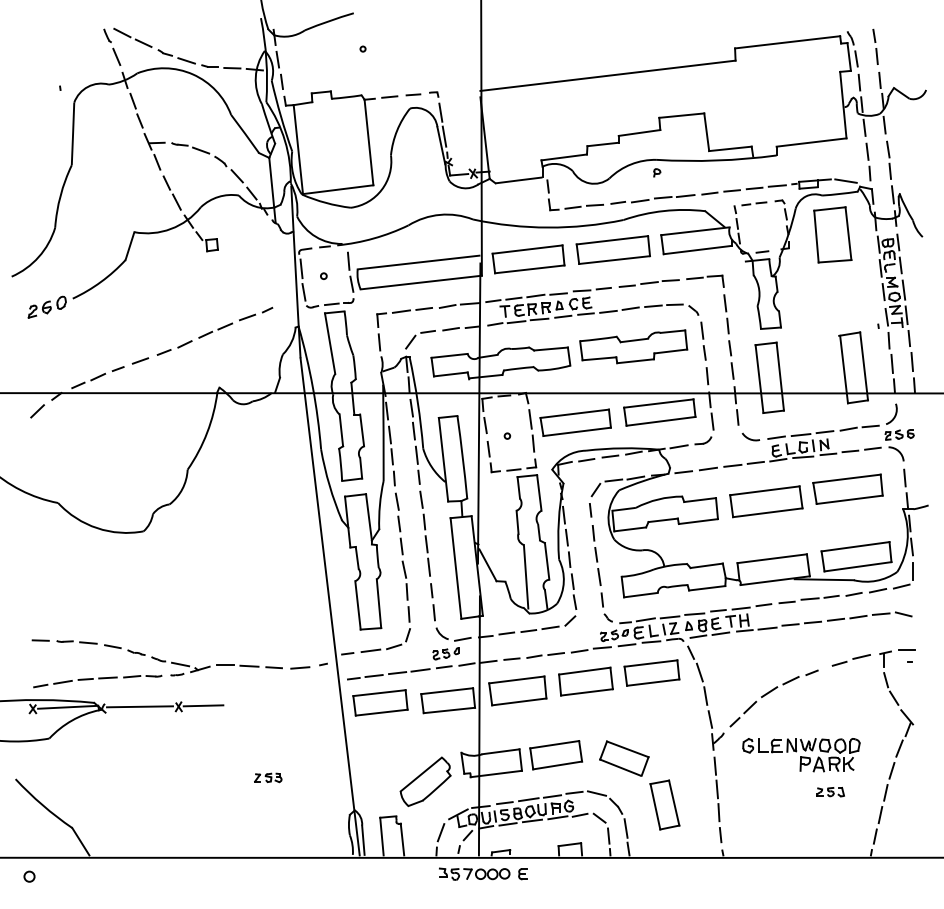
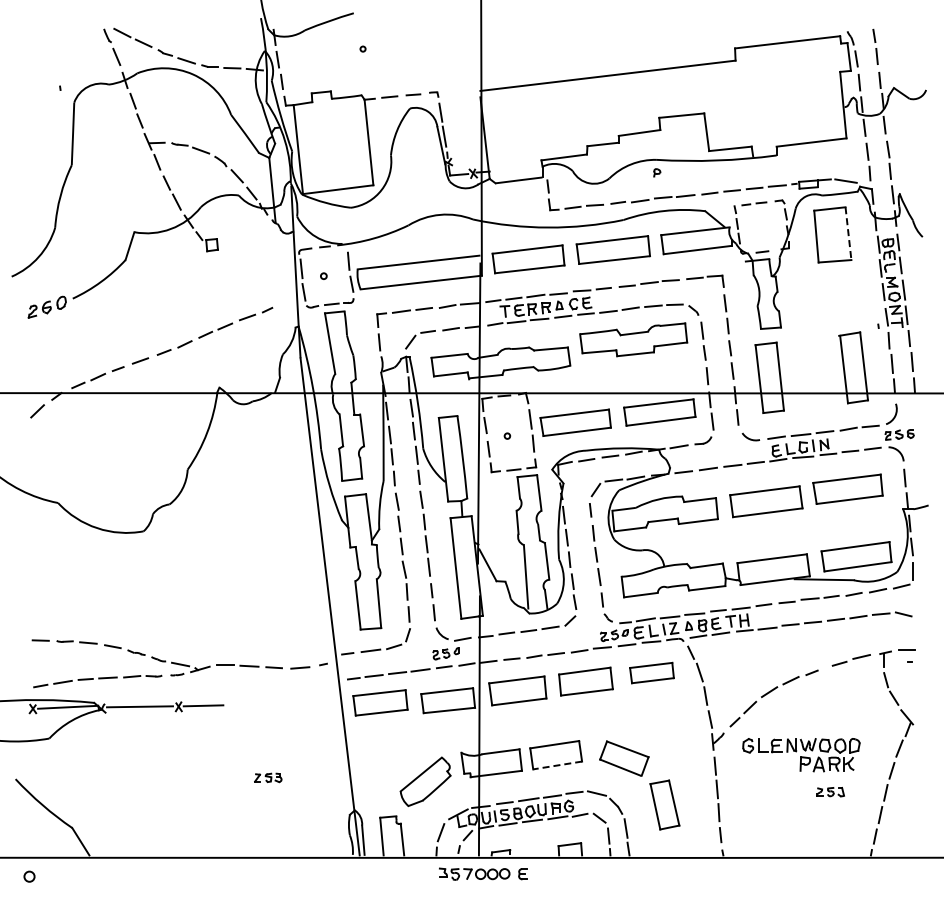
line: solid -> dashed (848, 233)
part position: (633, 346) -> (633, 339) (633, 339)
part size: 58x28 px -> 46x24 px (651, 672)
line: solid -> dashed (557, 765)
